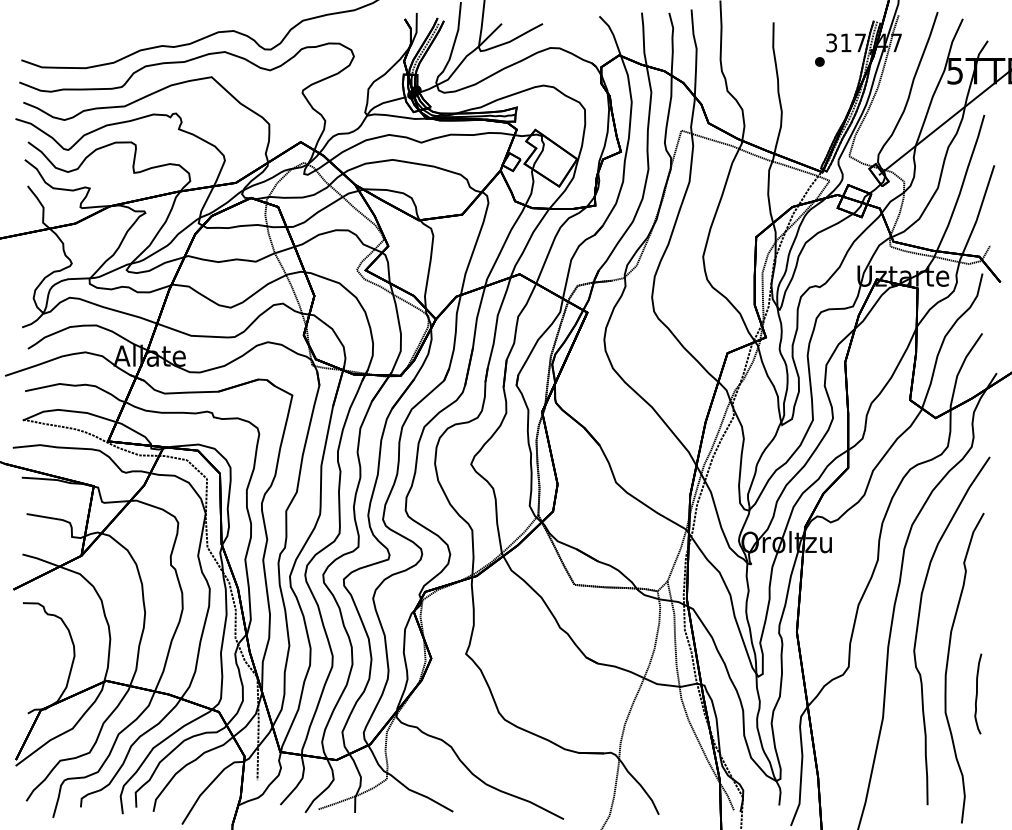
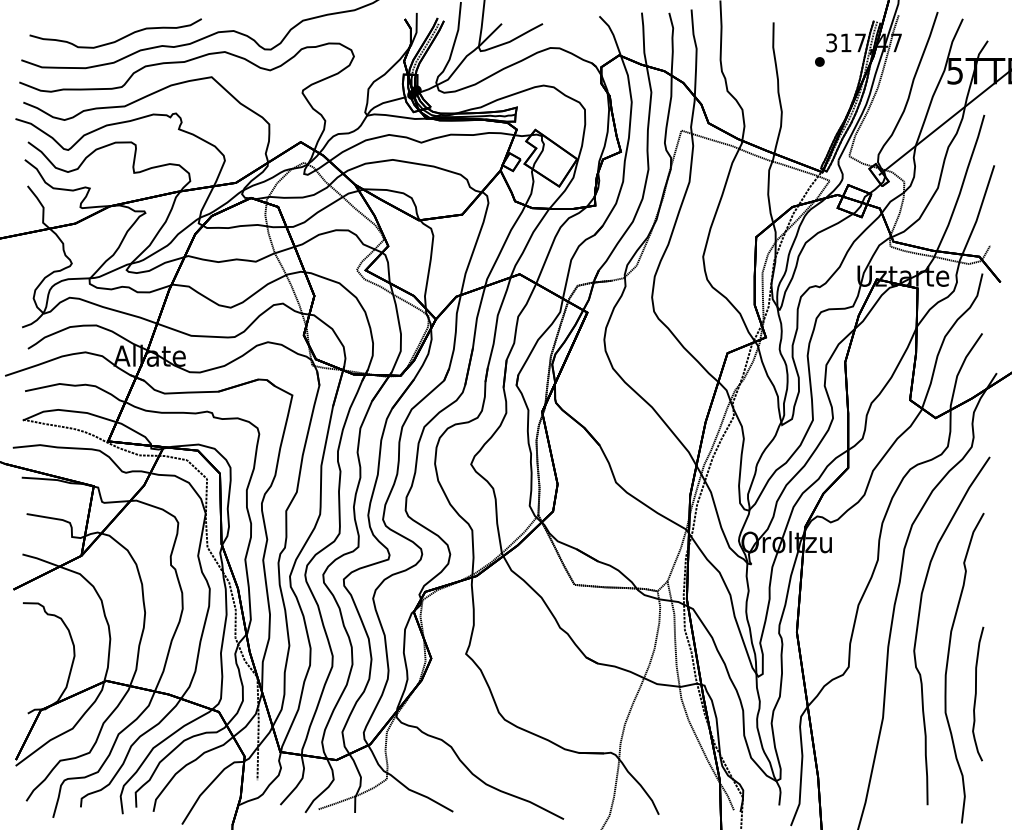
curve: none -> present (117, 39)
part size: 9x82 px -> 13x136 px (978, 693)
